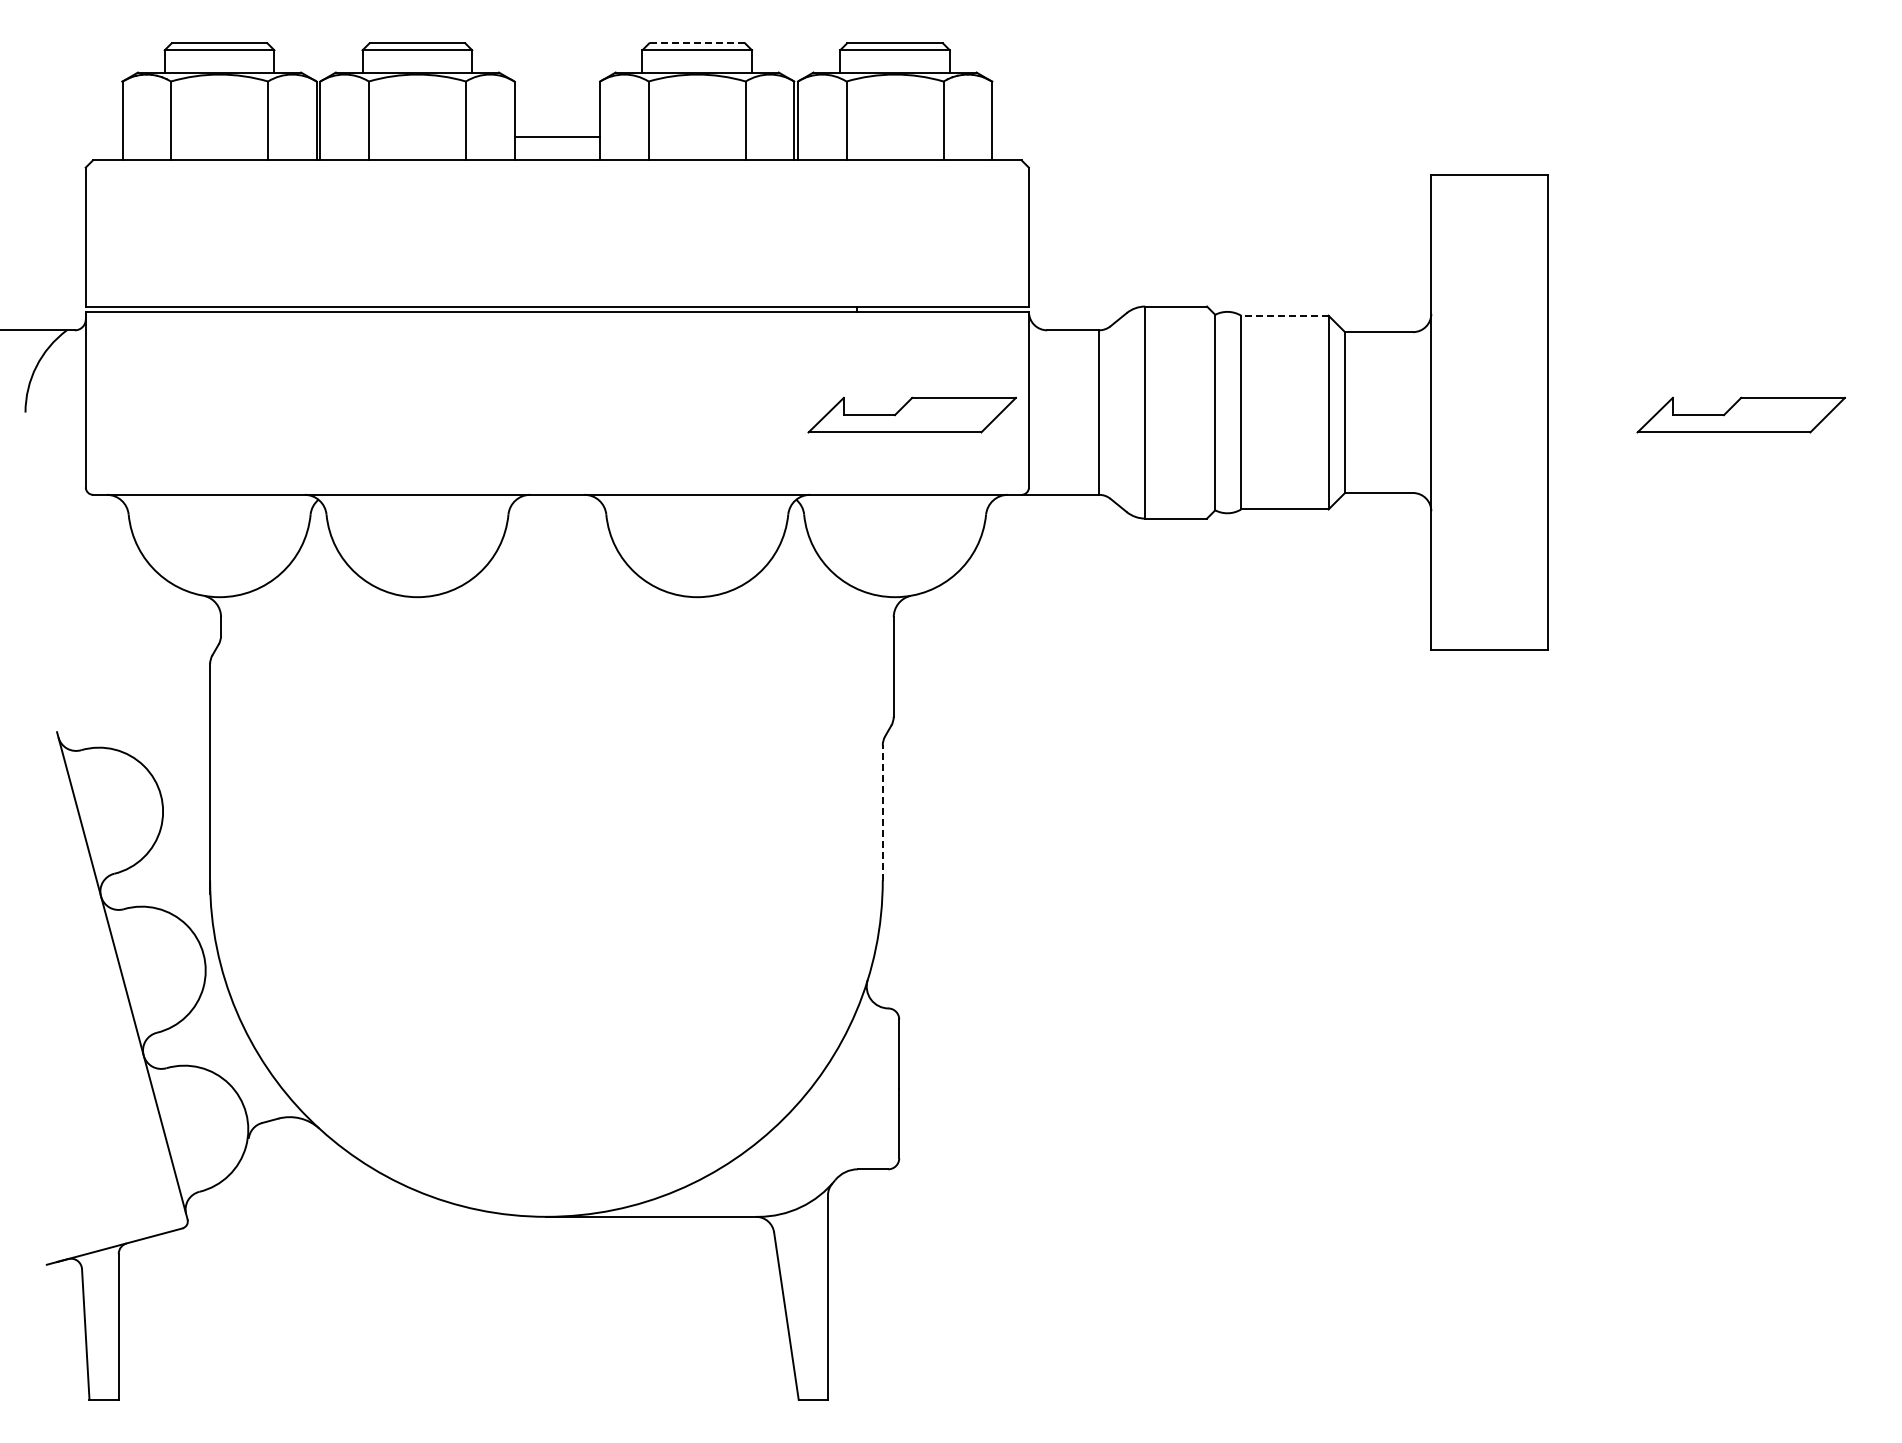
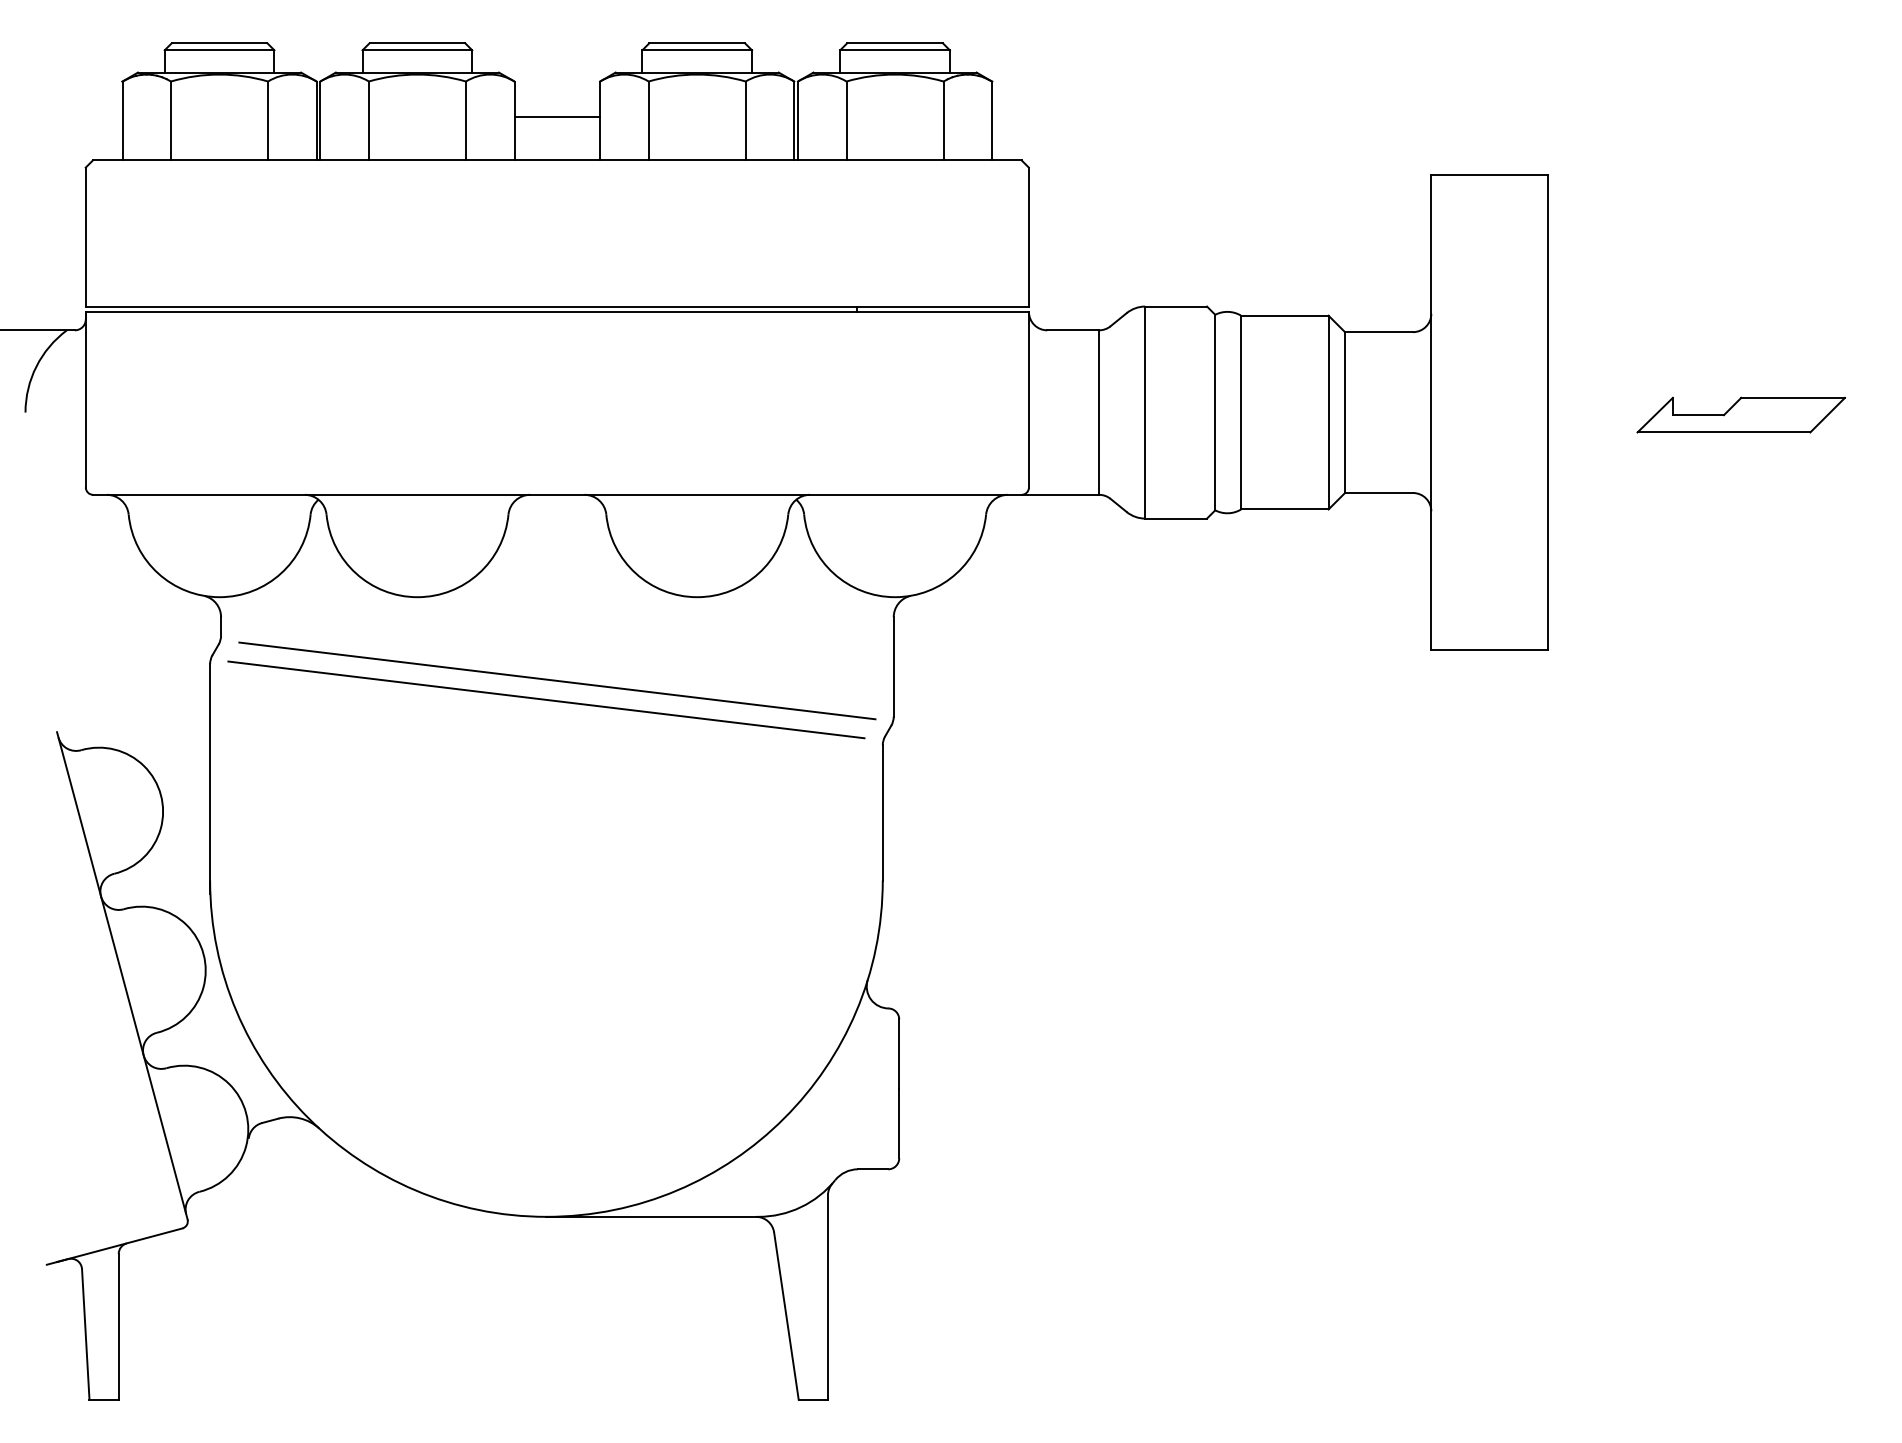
line: dashed -> solid (697, 43)
line position: (557, 137) -> (557, 117) (557, 117)
line: dashed -> solid (1284, 315)
part: present -> none (911, 414)
line: none -> present (557, 680)
line: none -> present (546, 699)
line: dashed -> solid (882, 812)
